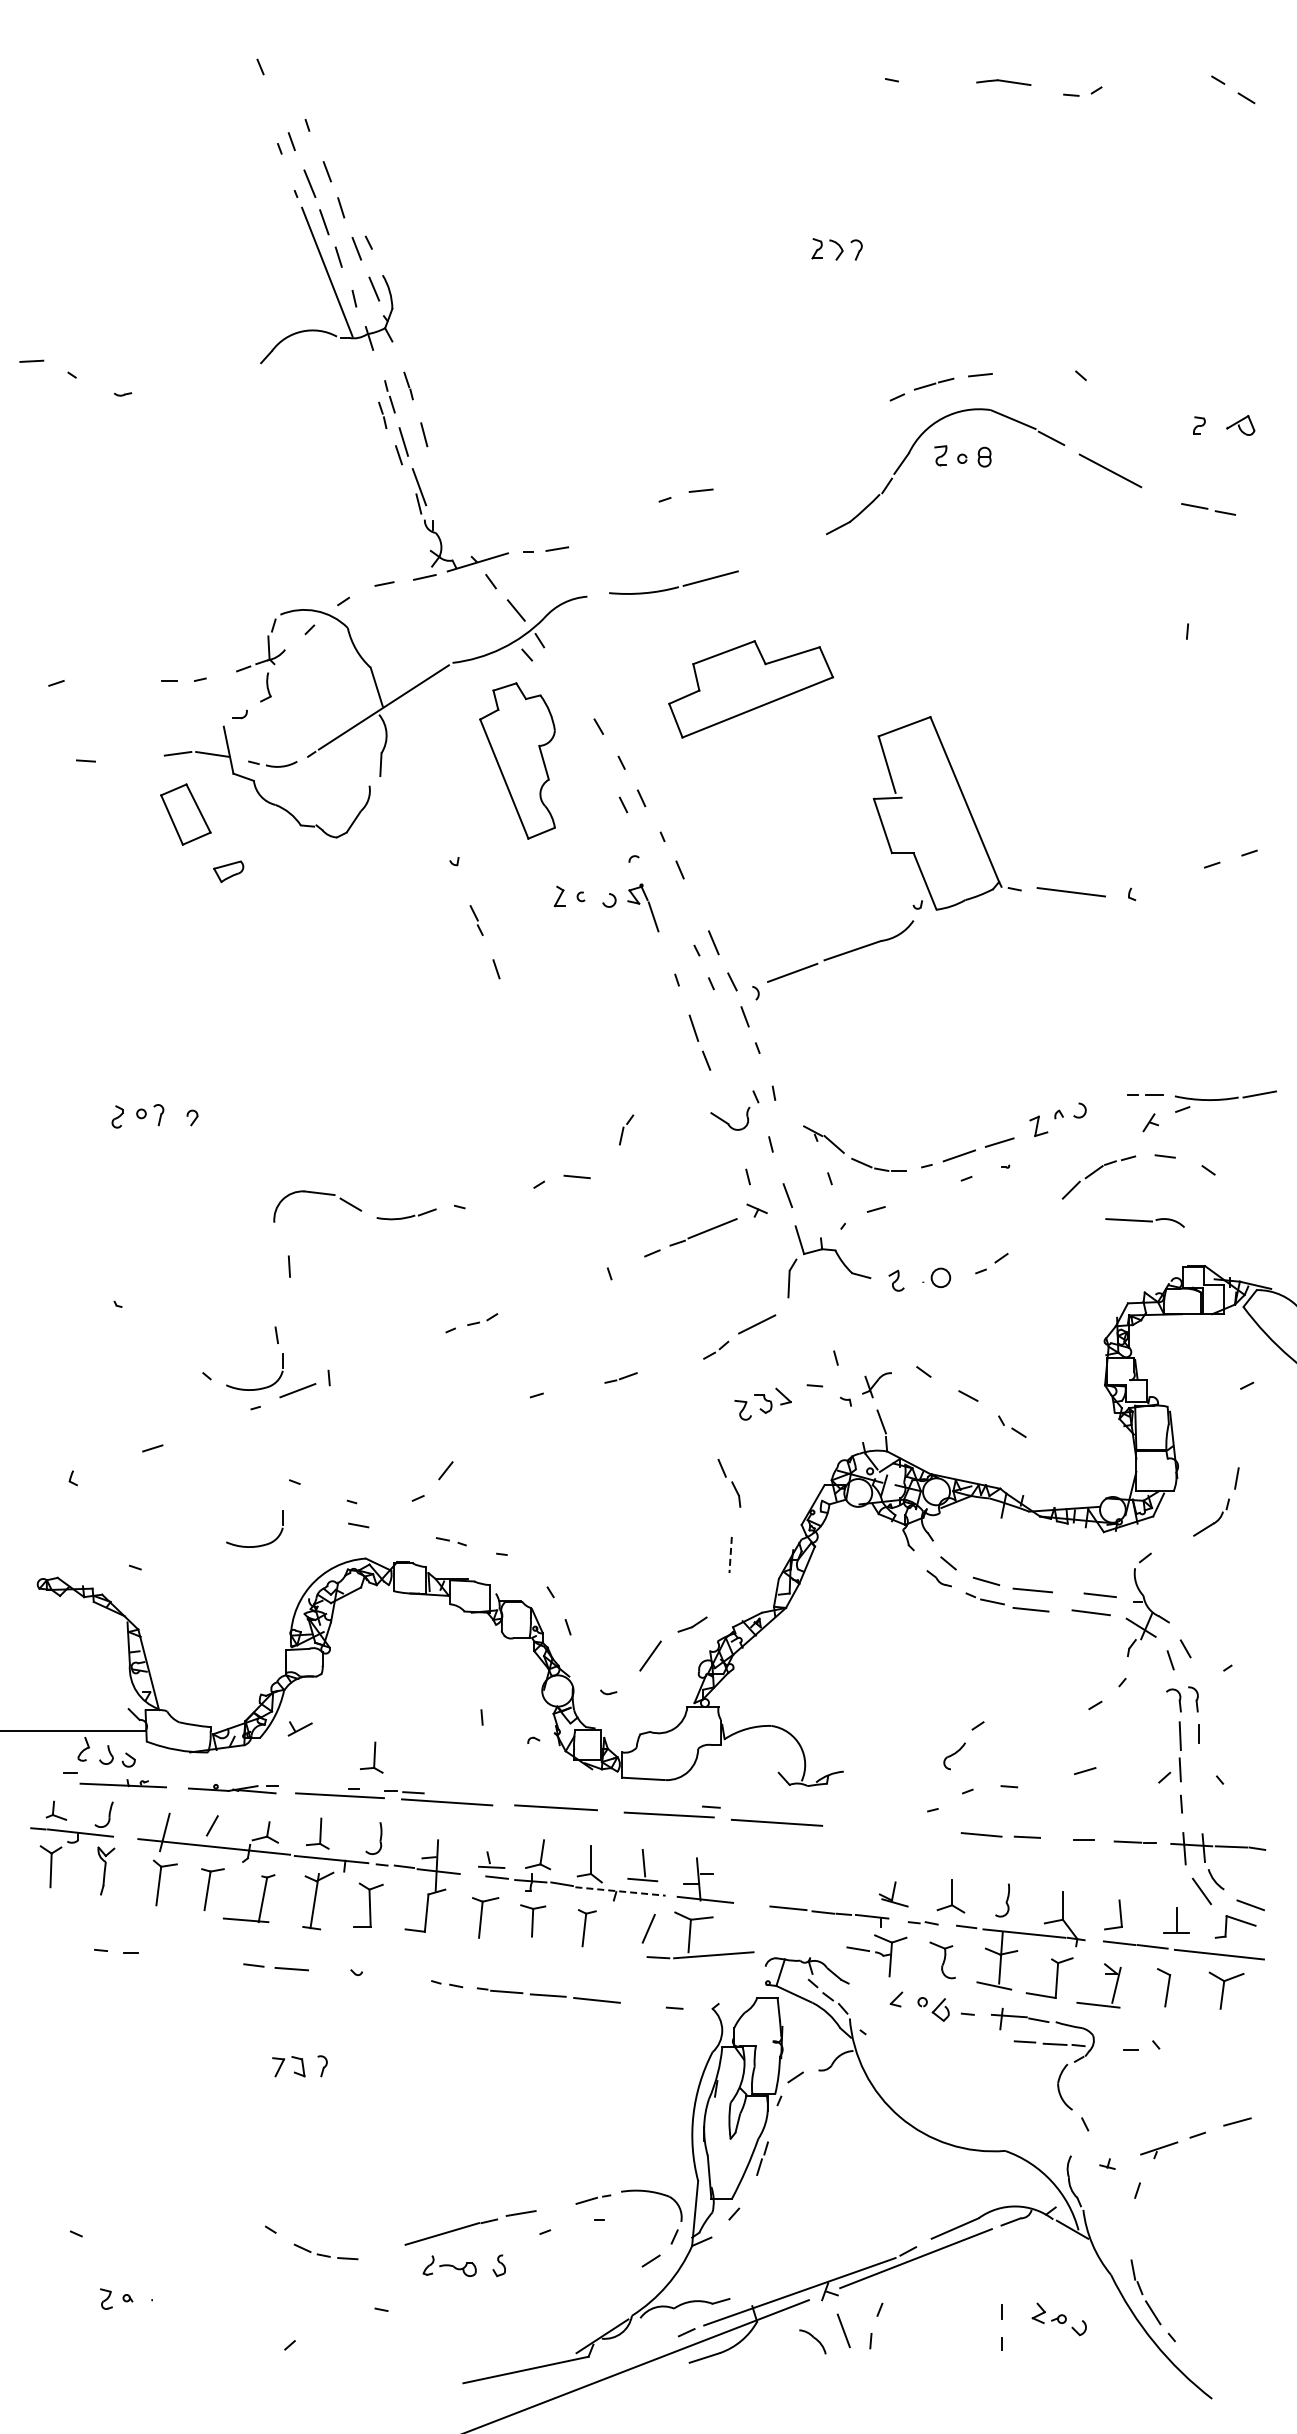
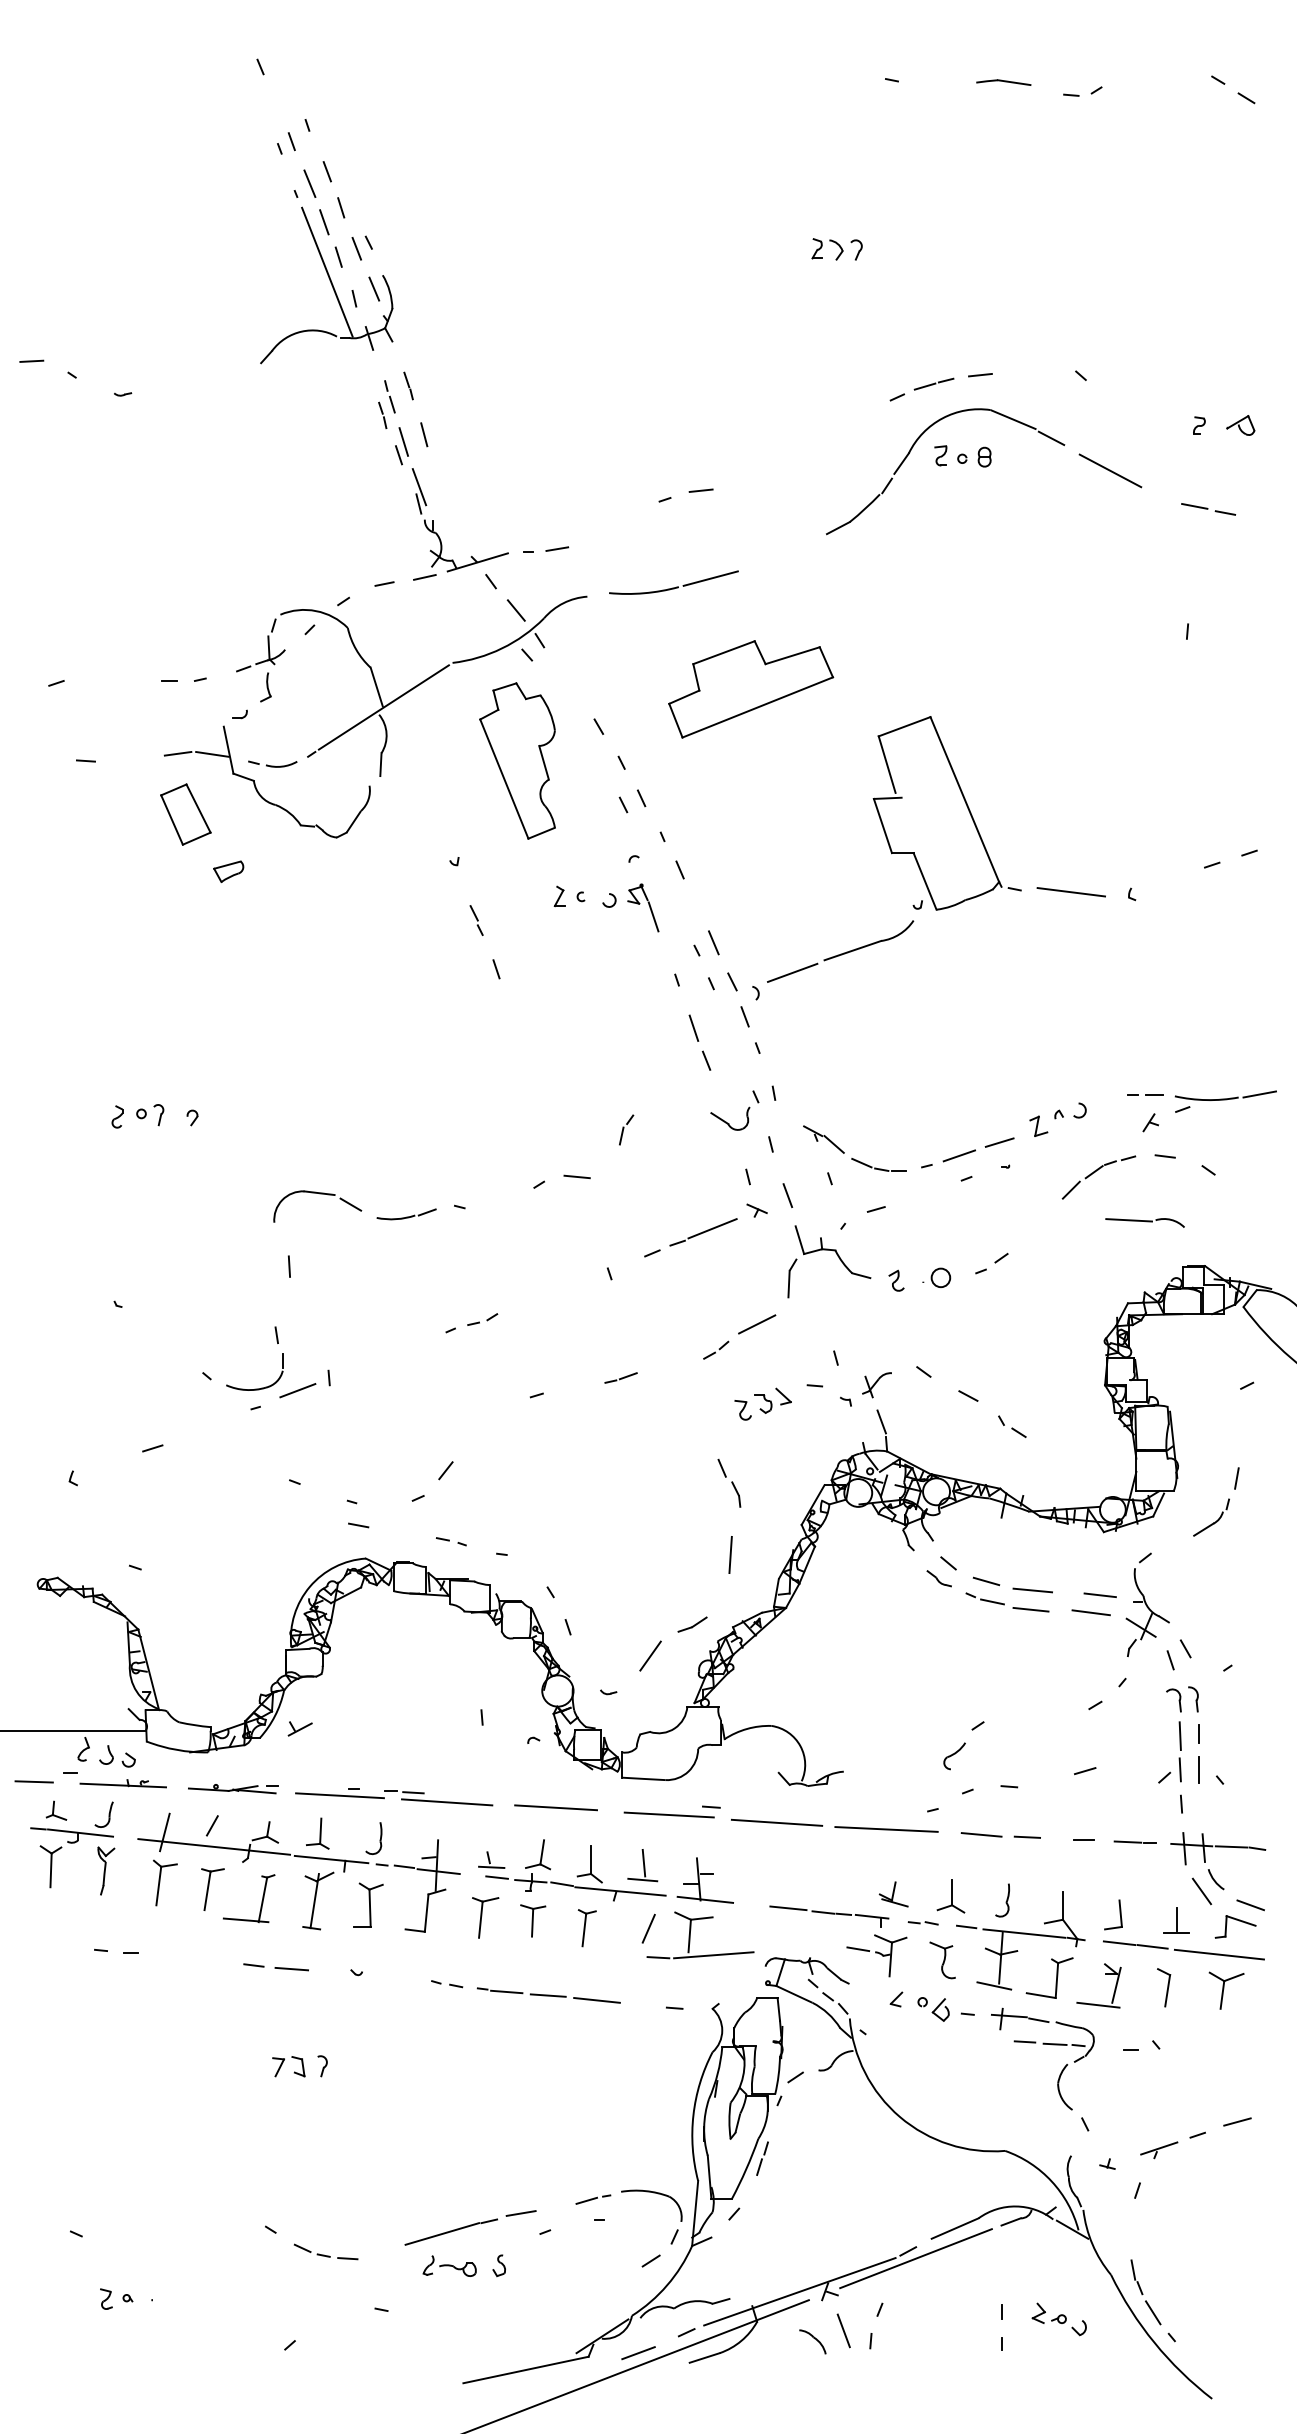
part: present -> none (254, 1545)
line: dashed -> solid (730, 1555)
part: present -> none (371, 1757)
line: none -> present (1198, 1769)
line: none -> present (33, 1781)
line: none -> present (886, 1829)
line: dashed -> solid (621, 1891)
line: none -> present (638, 2353)
